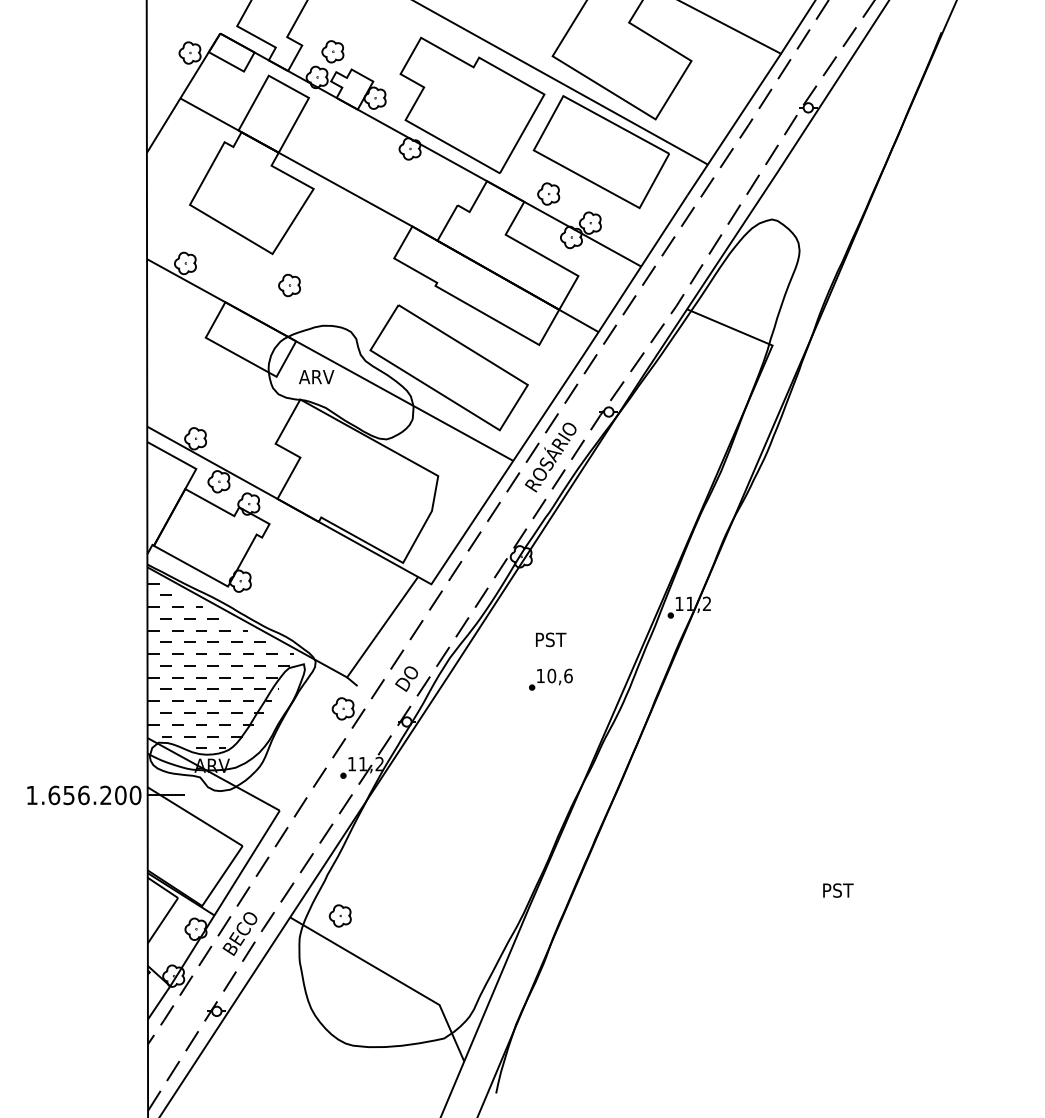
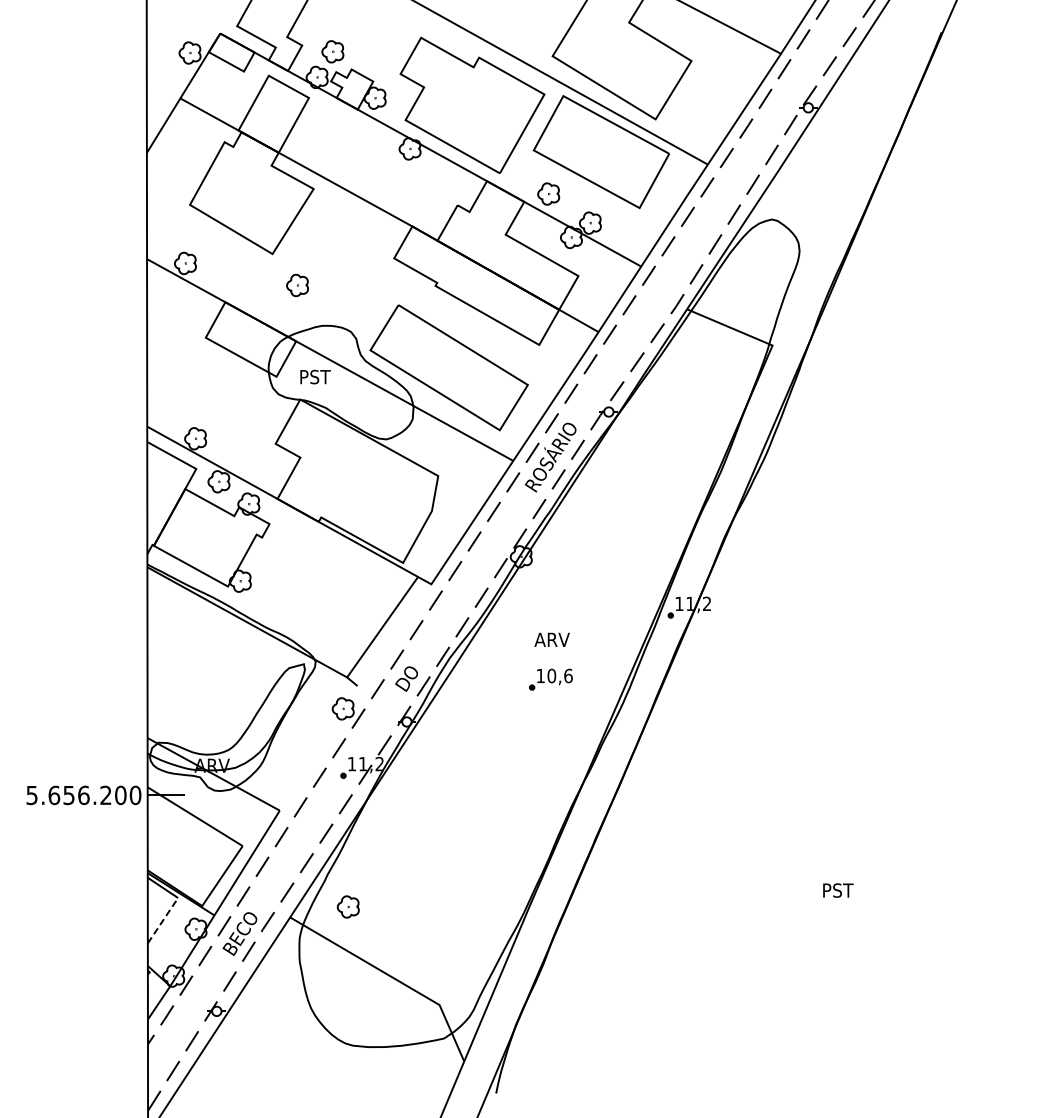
part position: (289, 285) -> (297, 285) (297, 285)
text: ARV -> PST (316, 376)
text: PST -> ARV (551, 639)
hatch: present -> none (220, 665)
text: 1.656.200 -> 5.656.200 (31, 795)
part position: (339, 915) -> (347, 906) (347, 906)
line: solid -> dashed (163, 920)
